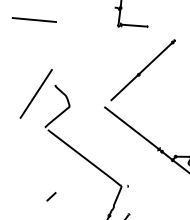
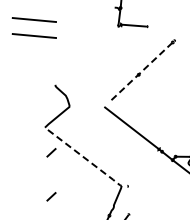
line: none -> present (33, 35)
line: solid -> dashed (143, 70)
line: present -> none (35, 93)
line: none -> present (51, 152)
line: solid -> dashed (86, 159)
